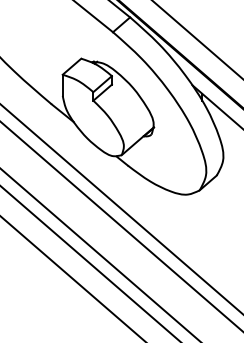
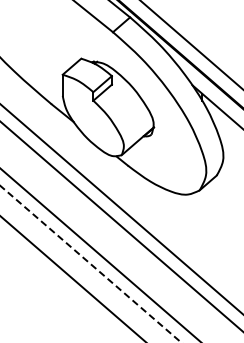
line position: (197, 39) -> (191, 44) (191, 44)
line: solid -> dashed (90, 264)
